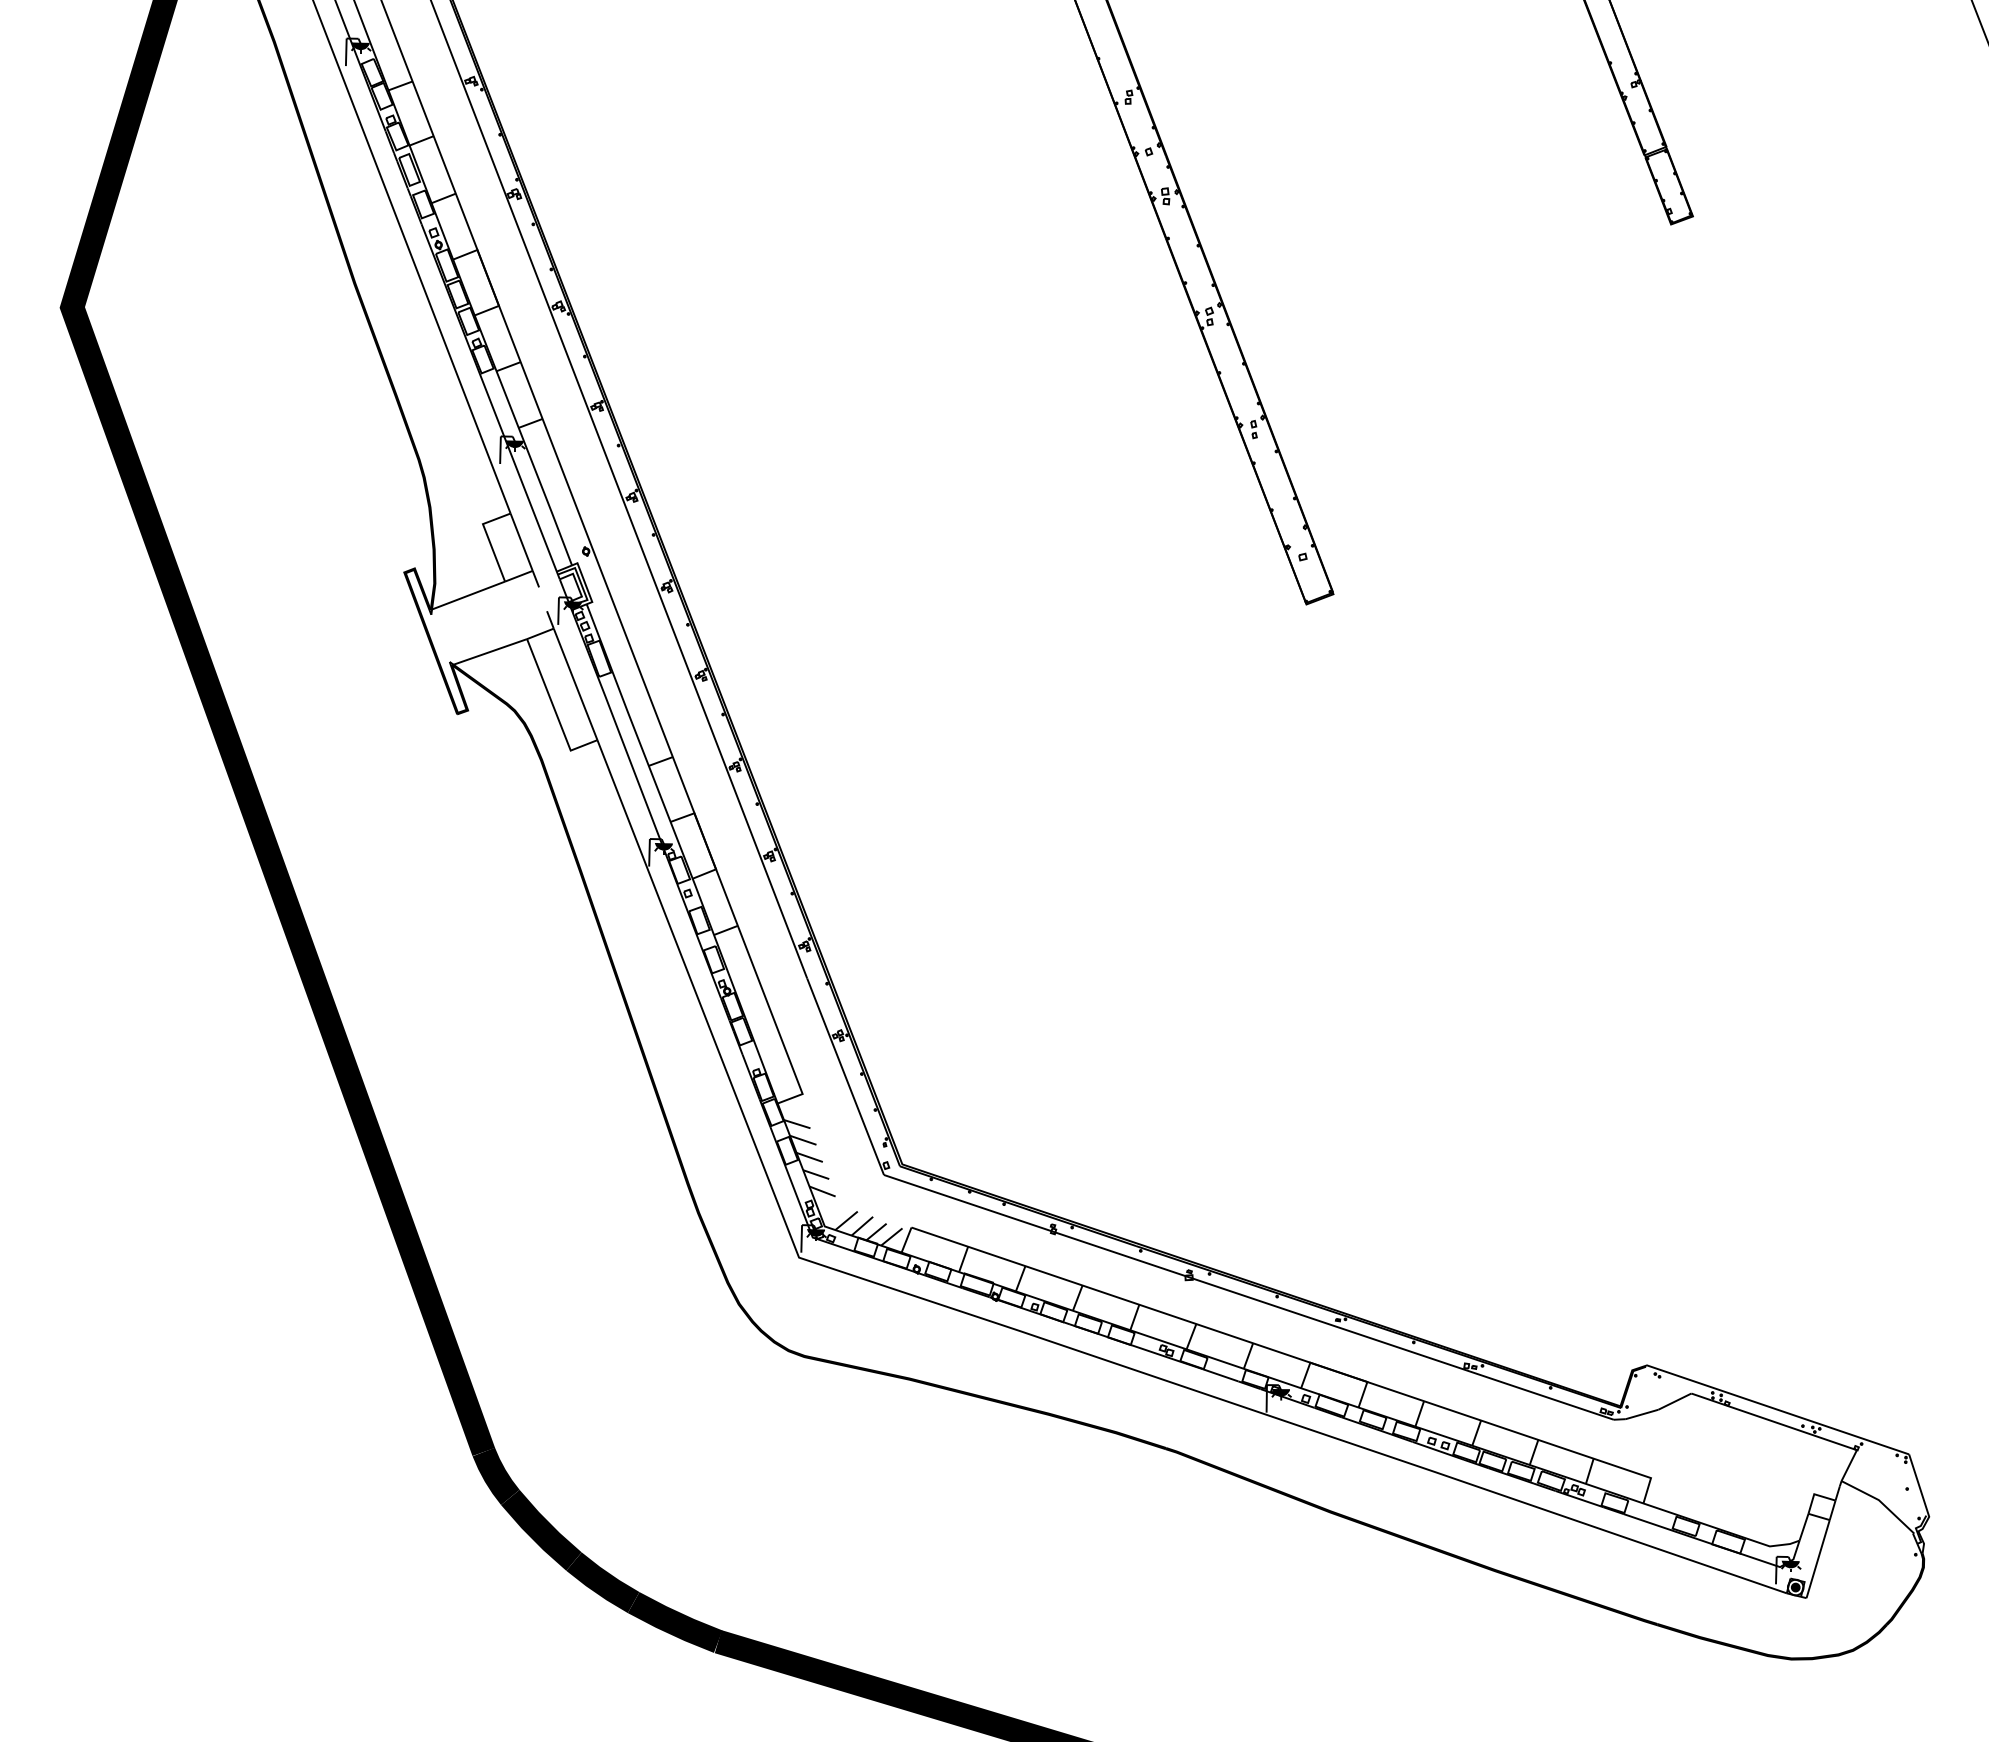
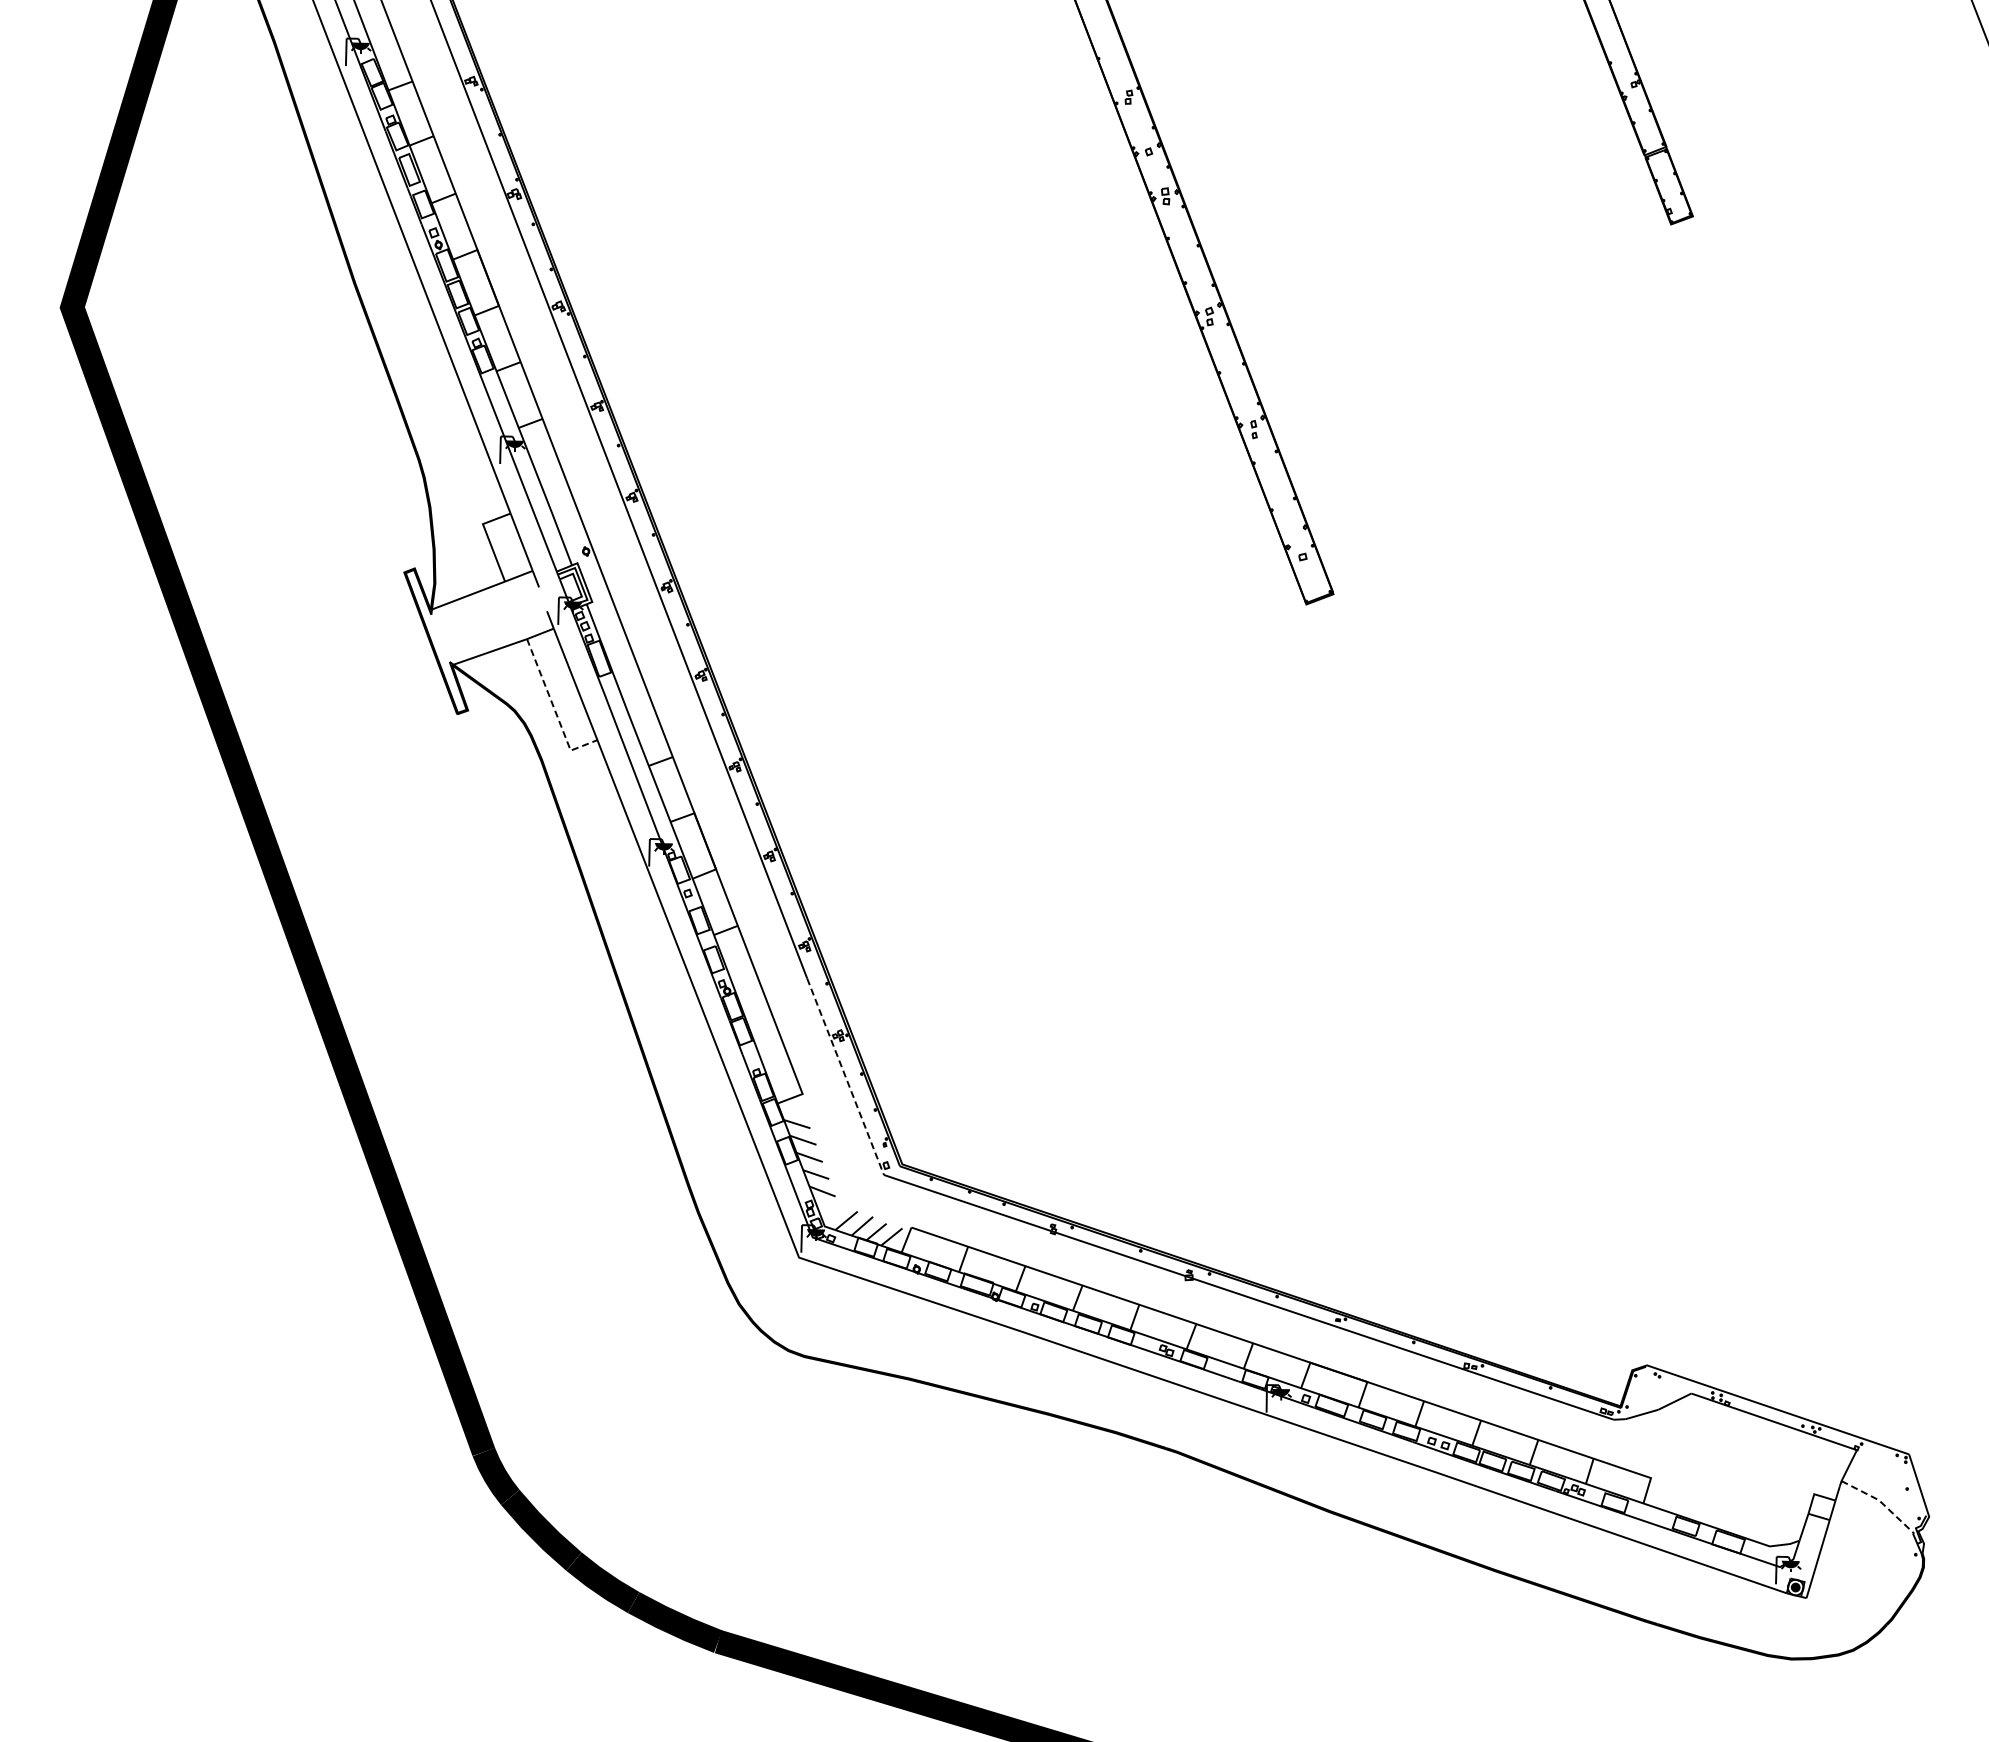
line: solid -> dashed (554, 708)
line: solid -> dashed (845, 1077)
line: solid -> dashed (1881, 1502)
